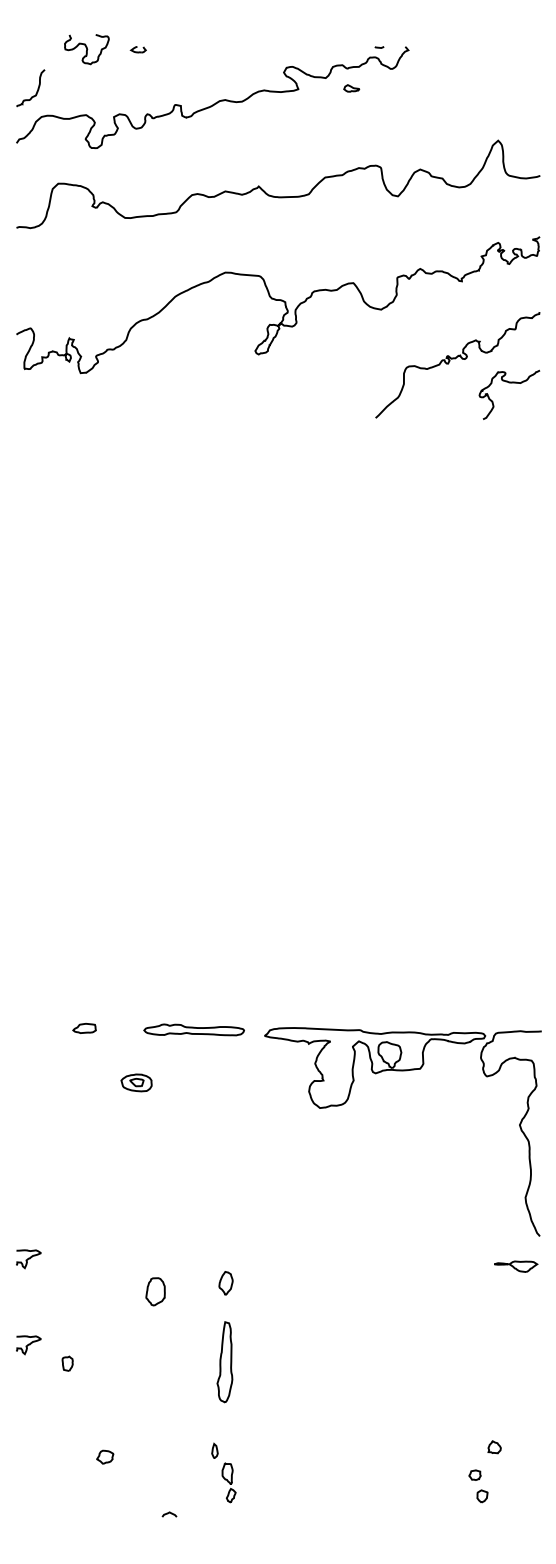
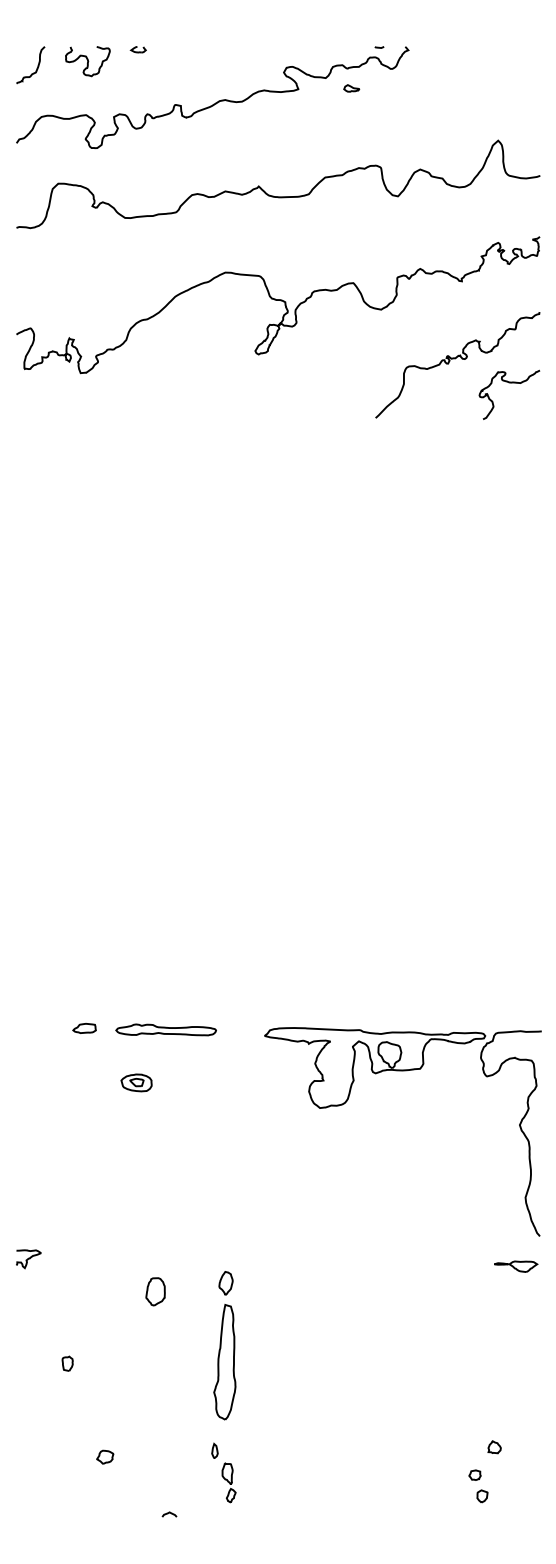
curve position: (86, 49) -> (87, 61) (87, 61)
curve position: (36, 91) -> (36, 68) (36, 68)
part position: (193, 1029) -> (165, 1029) (165, 1029)
curve: present -> none (28, 1345)
part size: 18x83 px -> 24x117 px (224, 1362)
